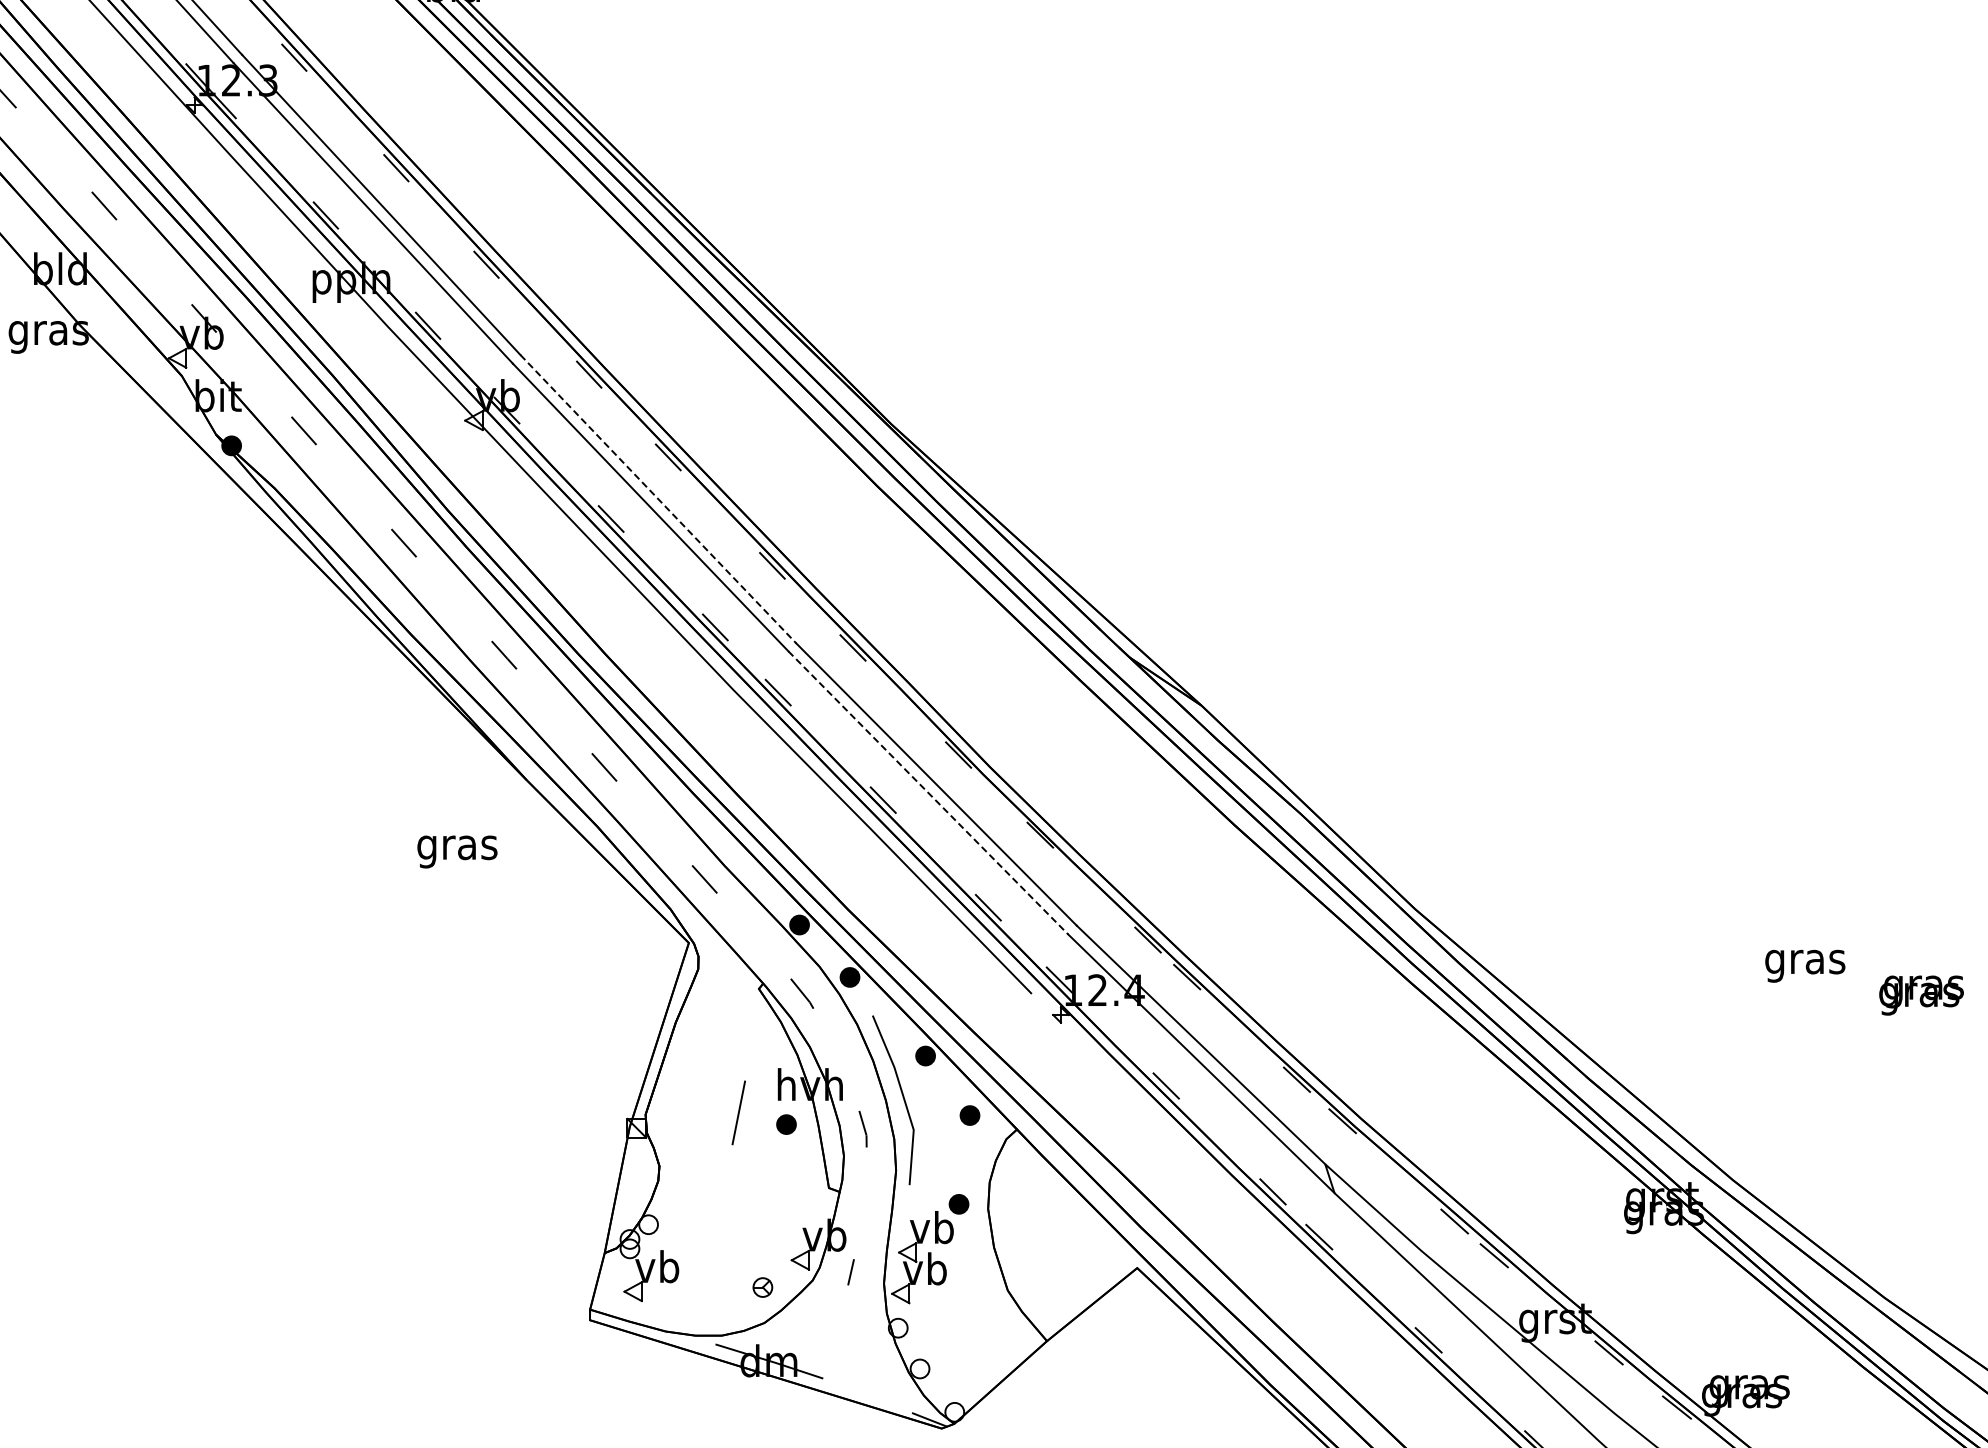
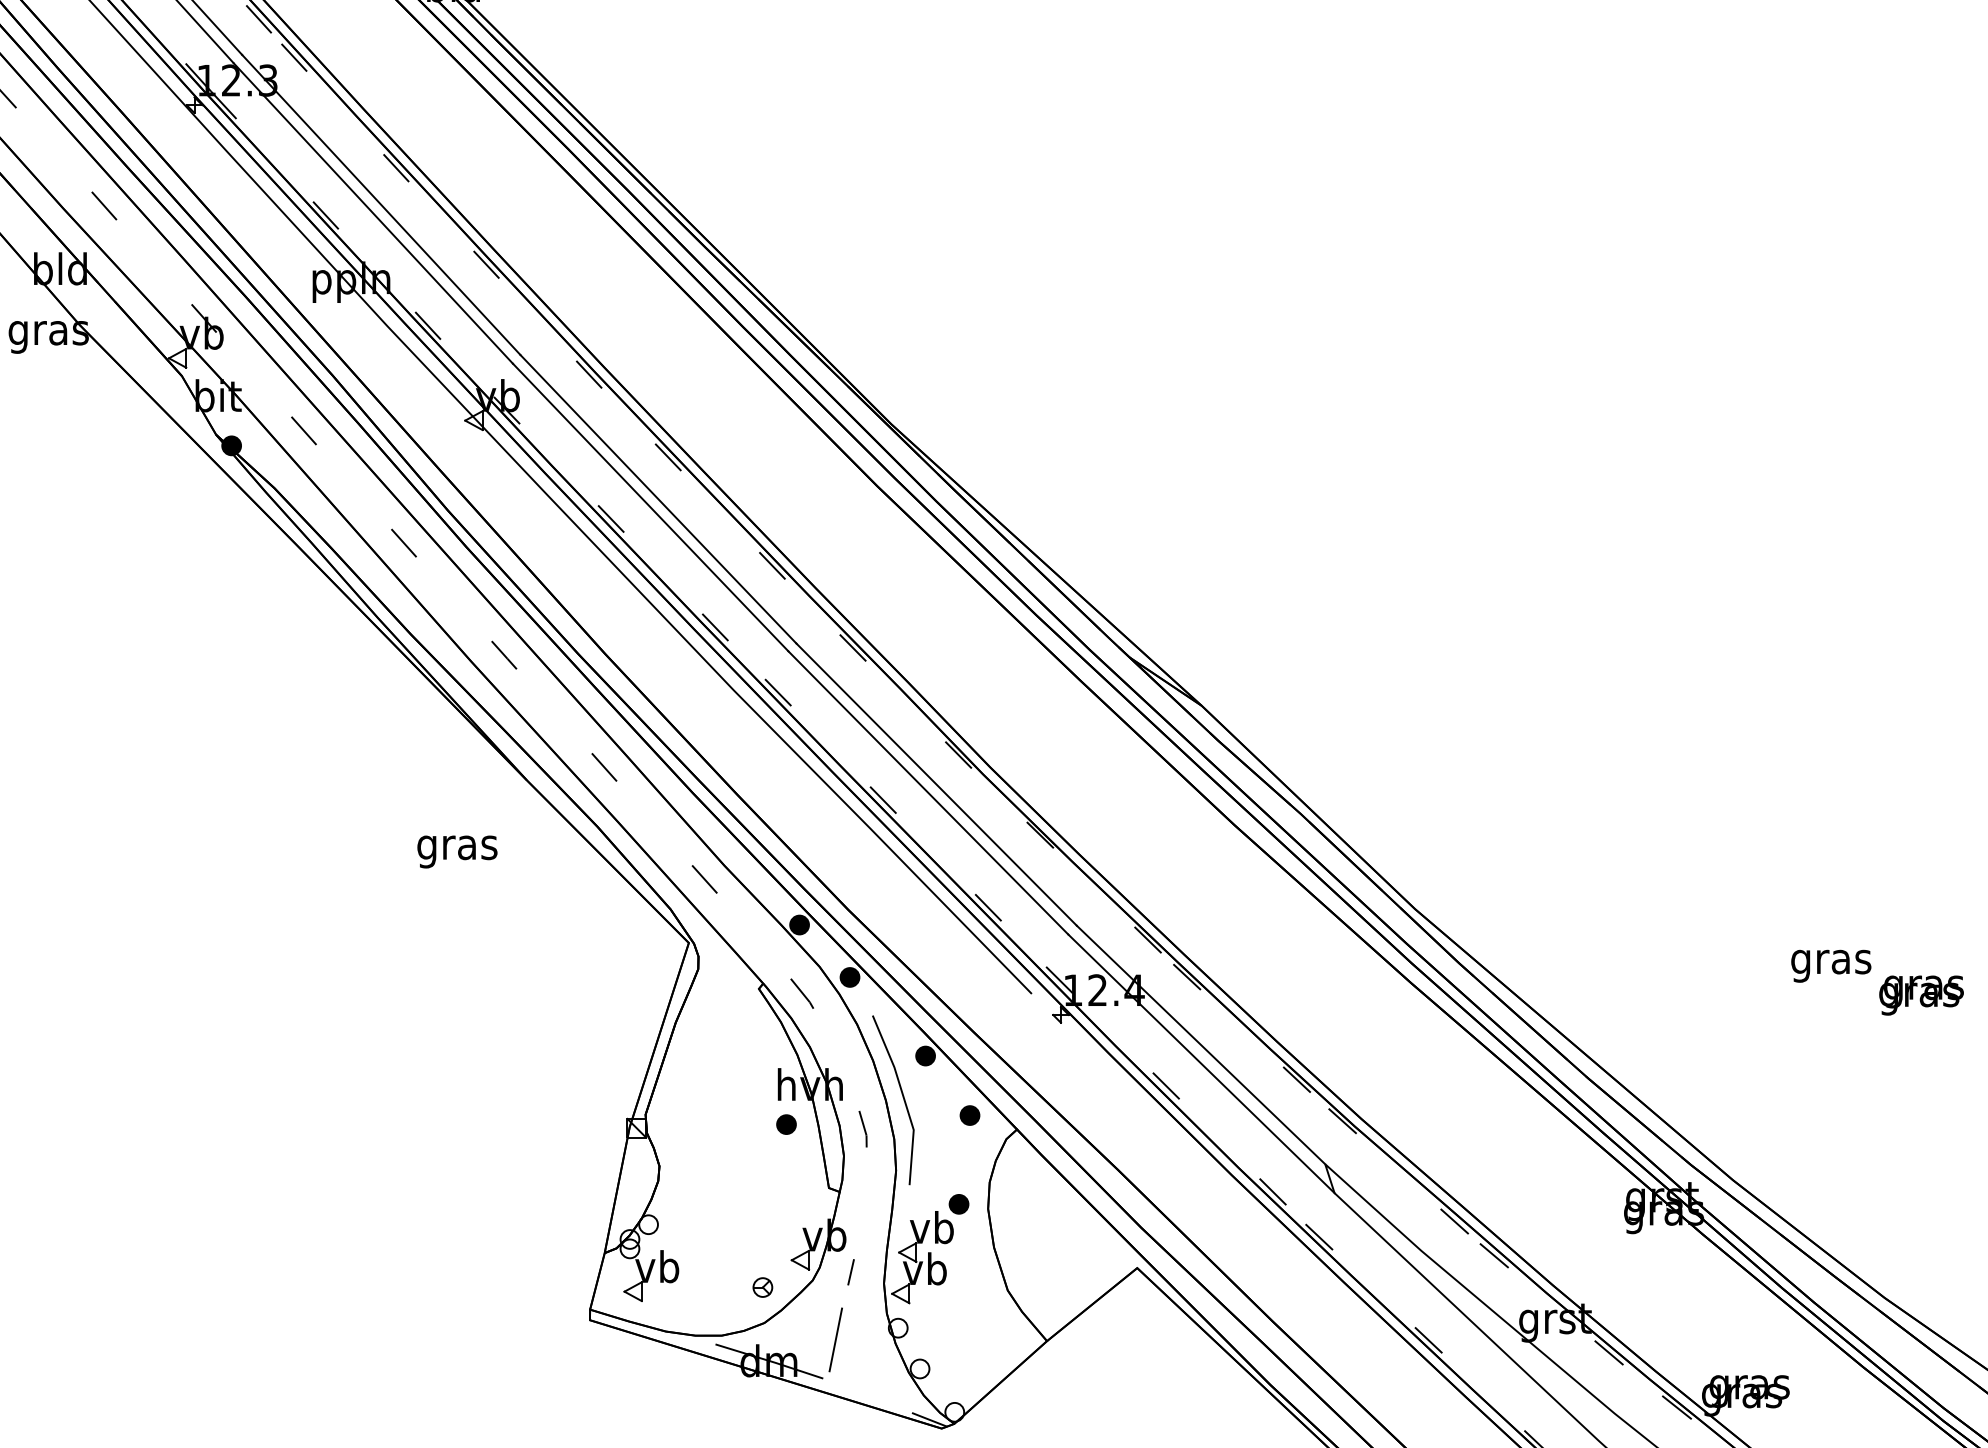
line: none -> present (257, 17)
line: dashed -> solid (658, 499)
line: dashed -> solid (928, 793)
text position: (1805, 965) -> (1831, 965) (1831, 965)
line position: (738, 1112) -> (835, 1339) (835, 1339)
